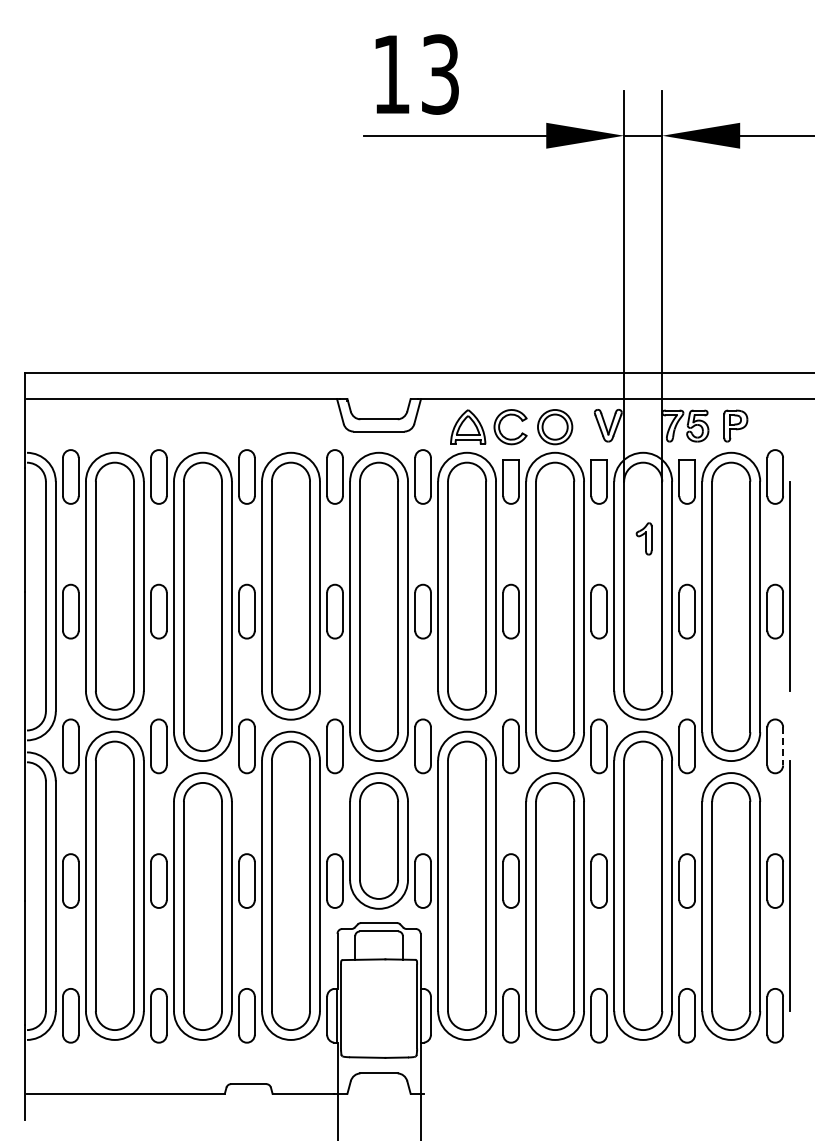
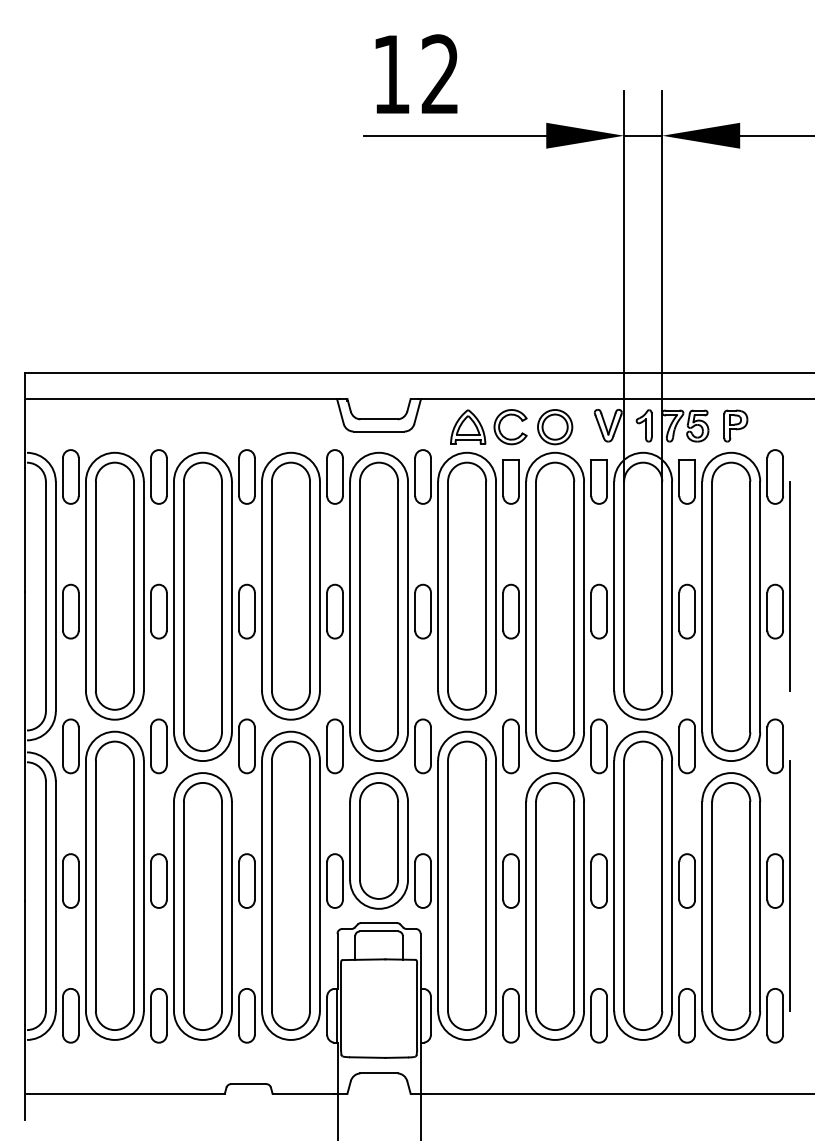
text: 13 -> 12 (439, 74)
part position: (643, 538) -> (643, 425) (643, 425)
line: dashed -> solid (783, 746)
line: none -> present (617, 1093)
